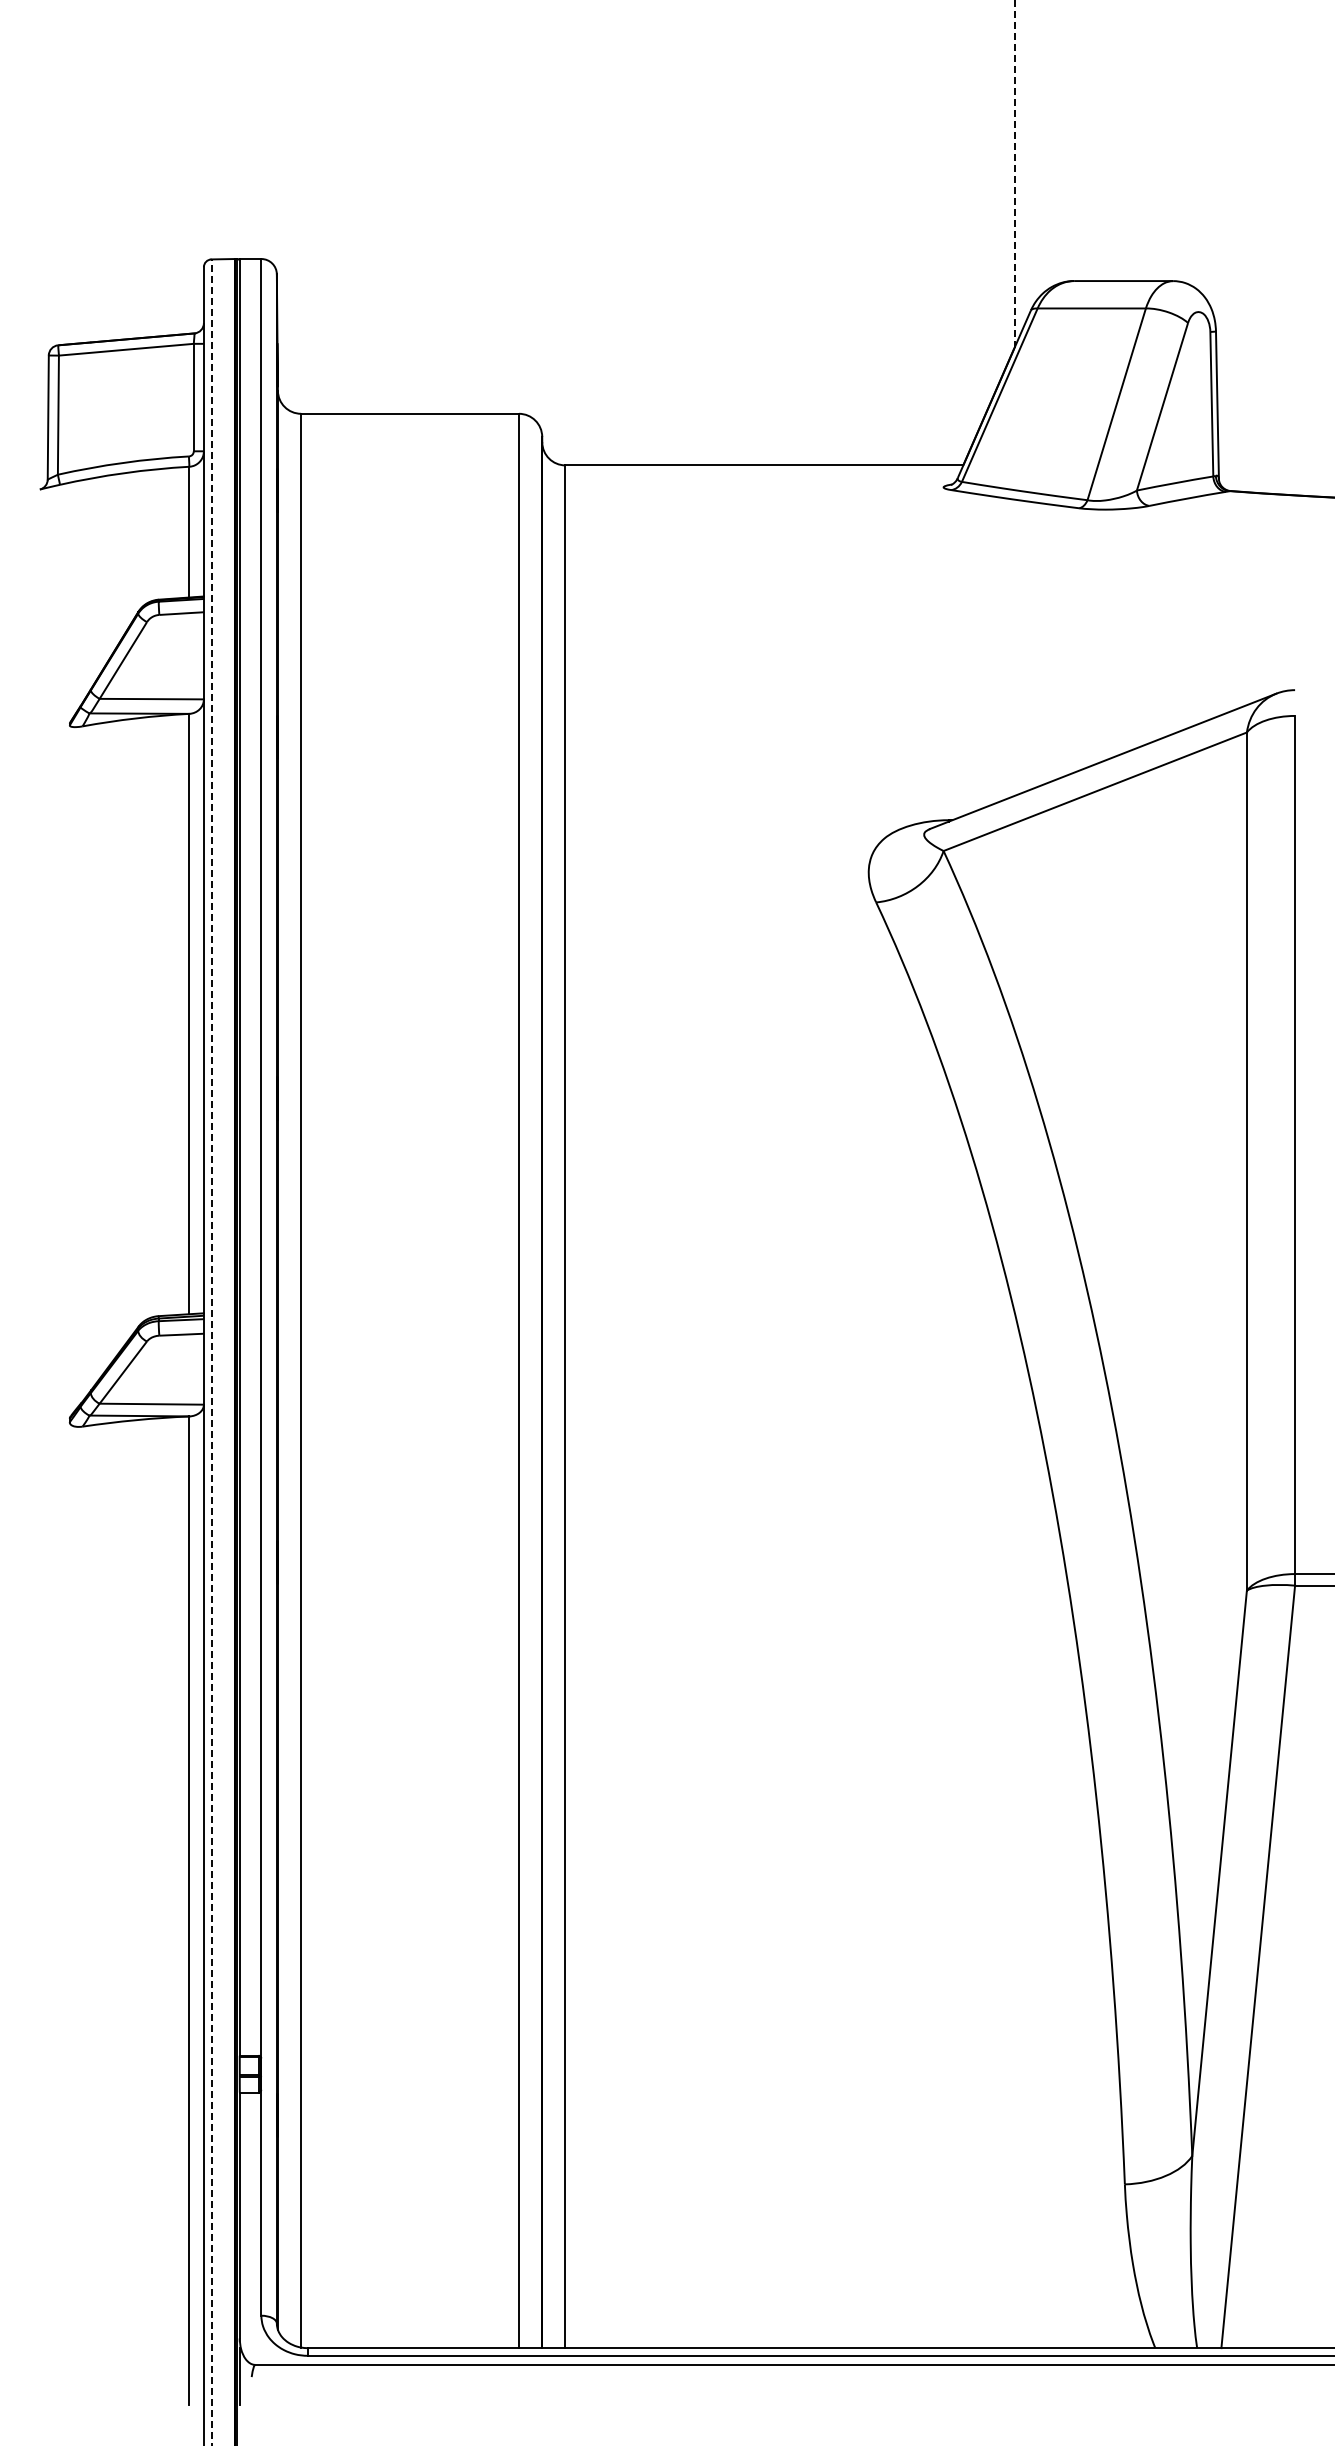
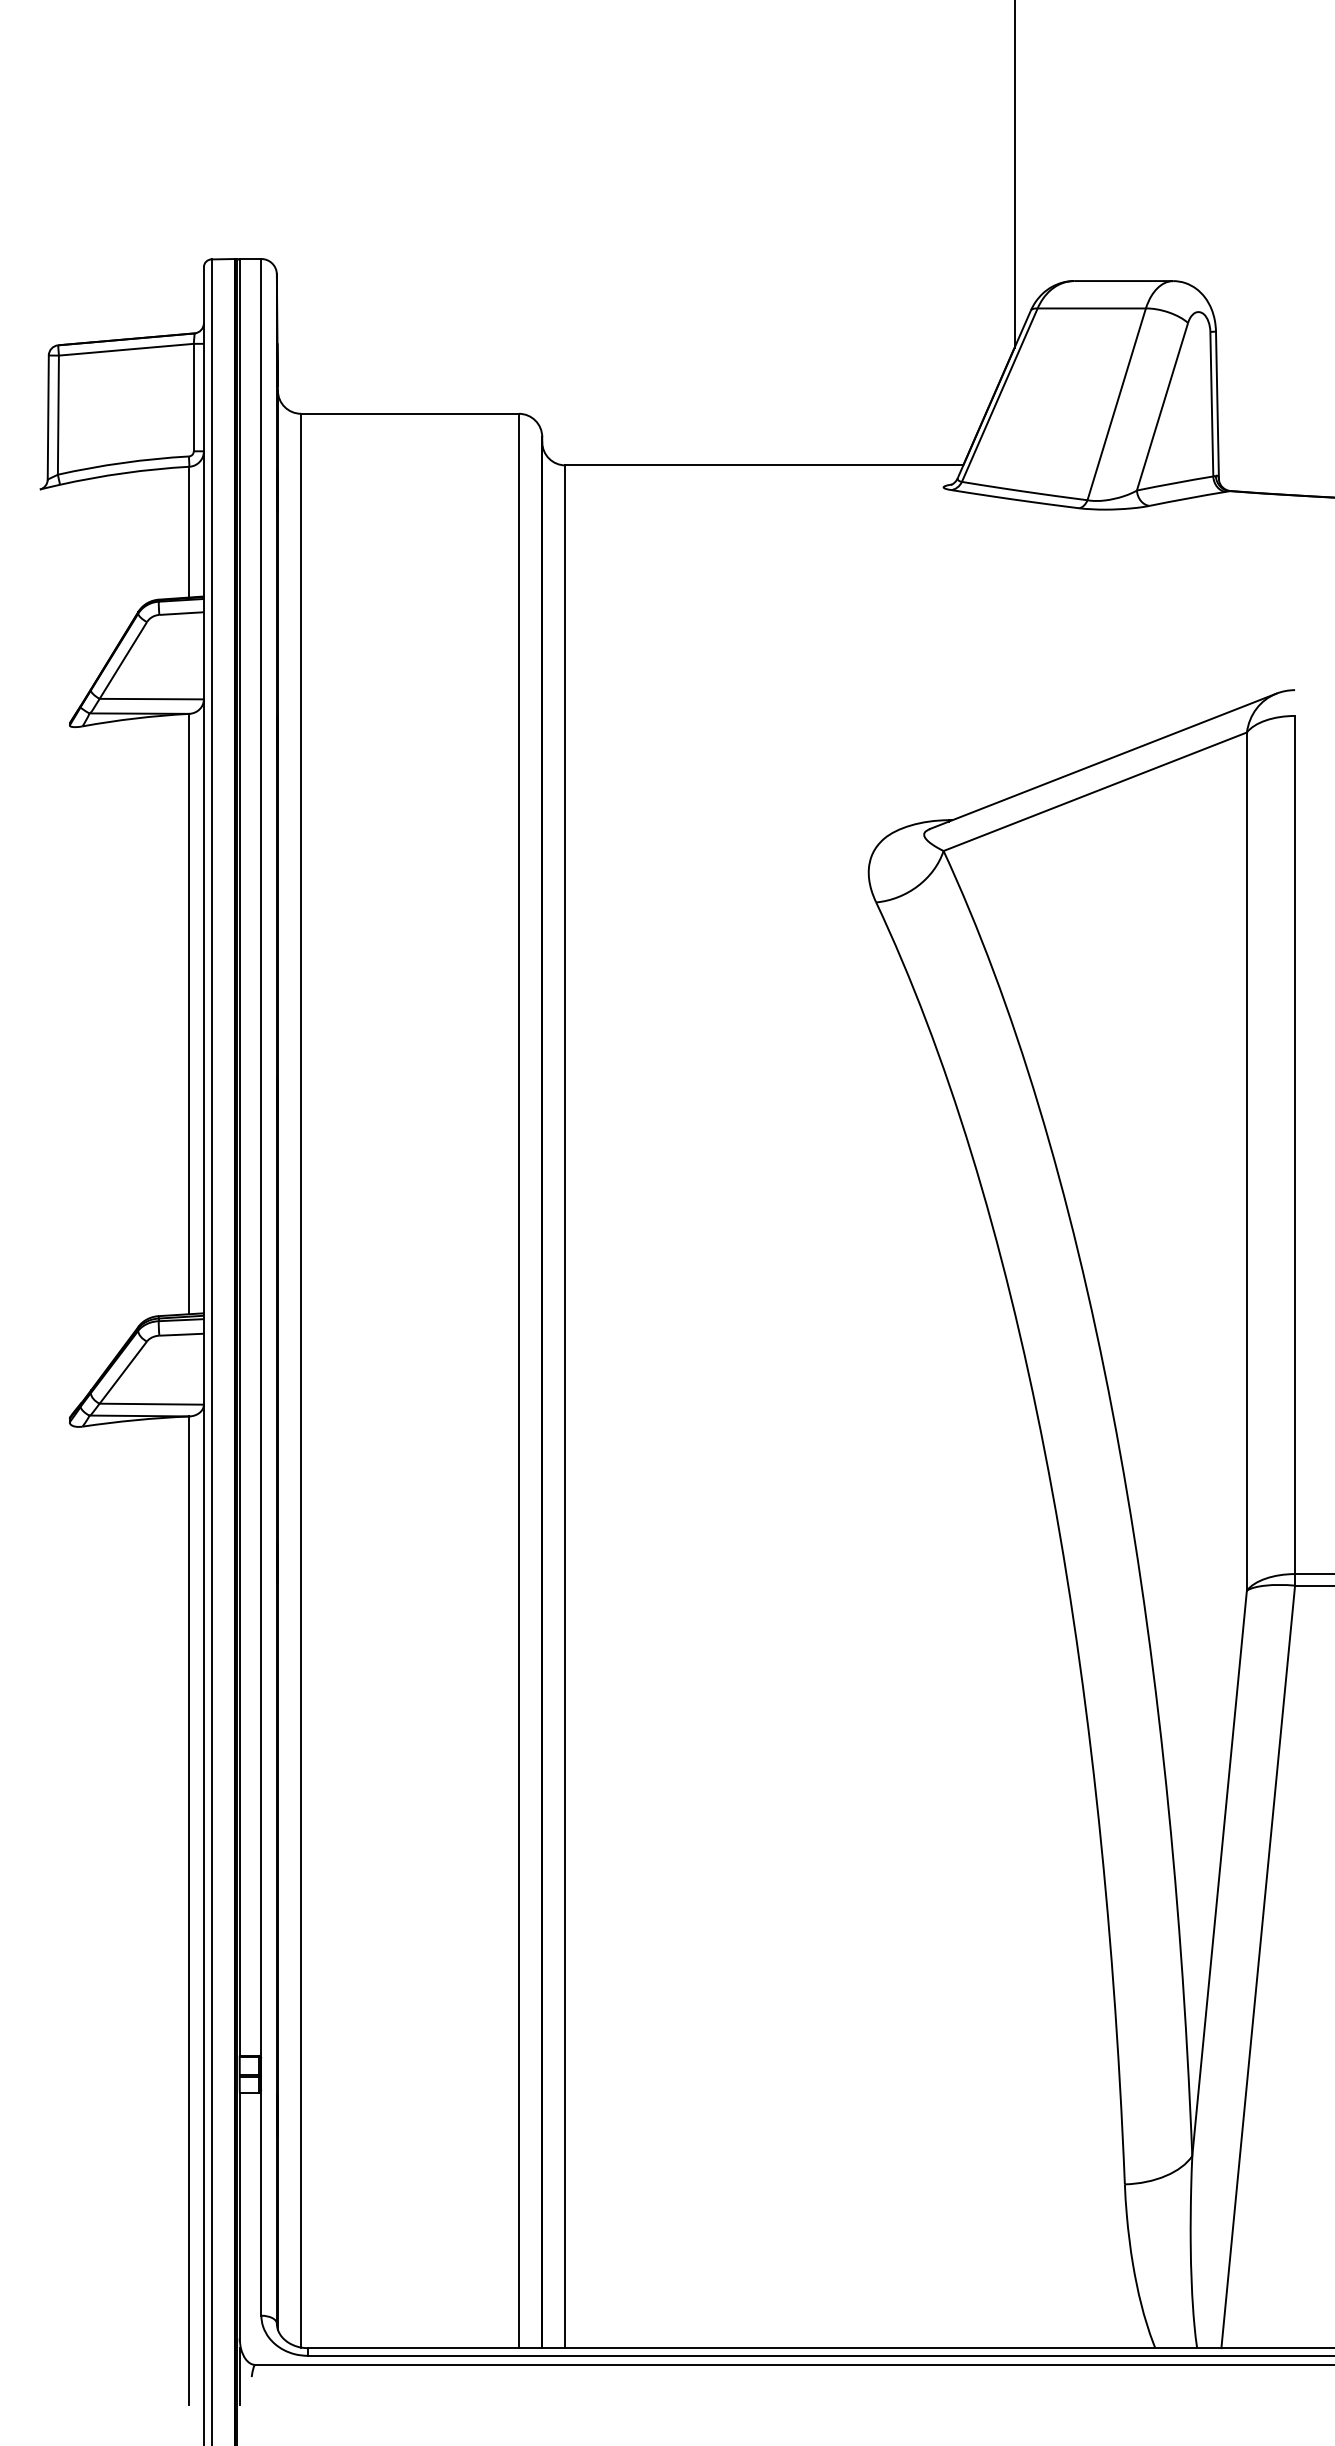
line: dashed -> solid (1014, 174)
line: dashed -> solid (211, 1352)
